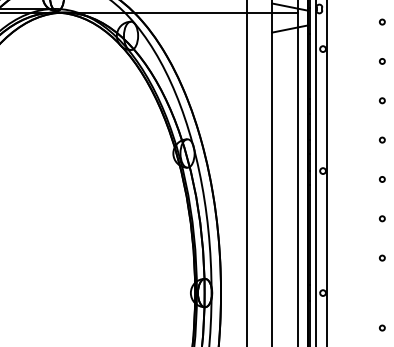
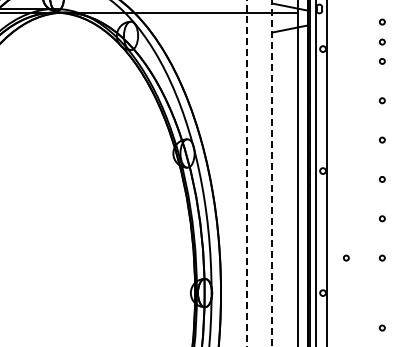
circle: none -> present (382, 41)
line: solid -> dashed (246, 173)
line: solid -> dashed (272, 173)
circle: none -> present (346, 257)
